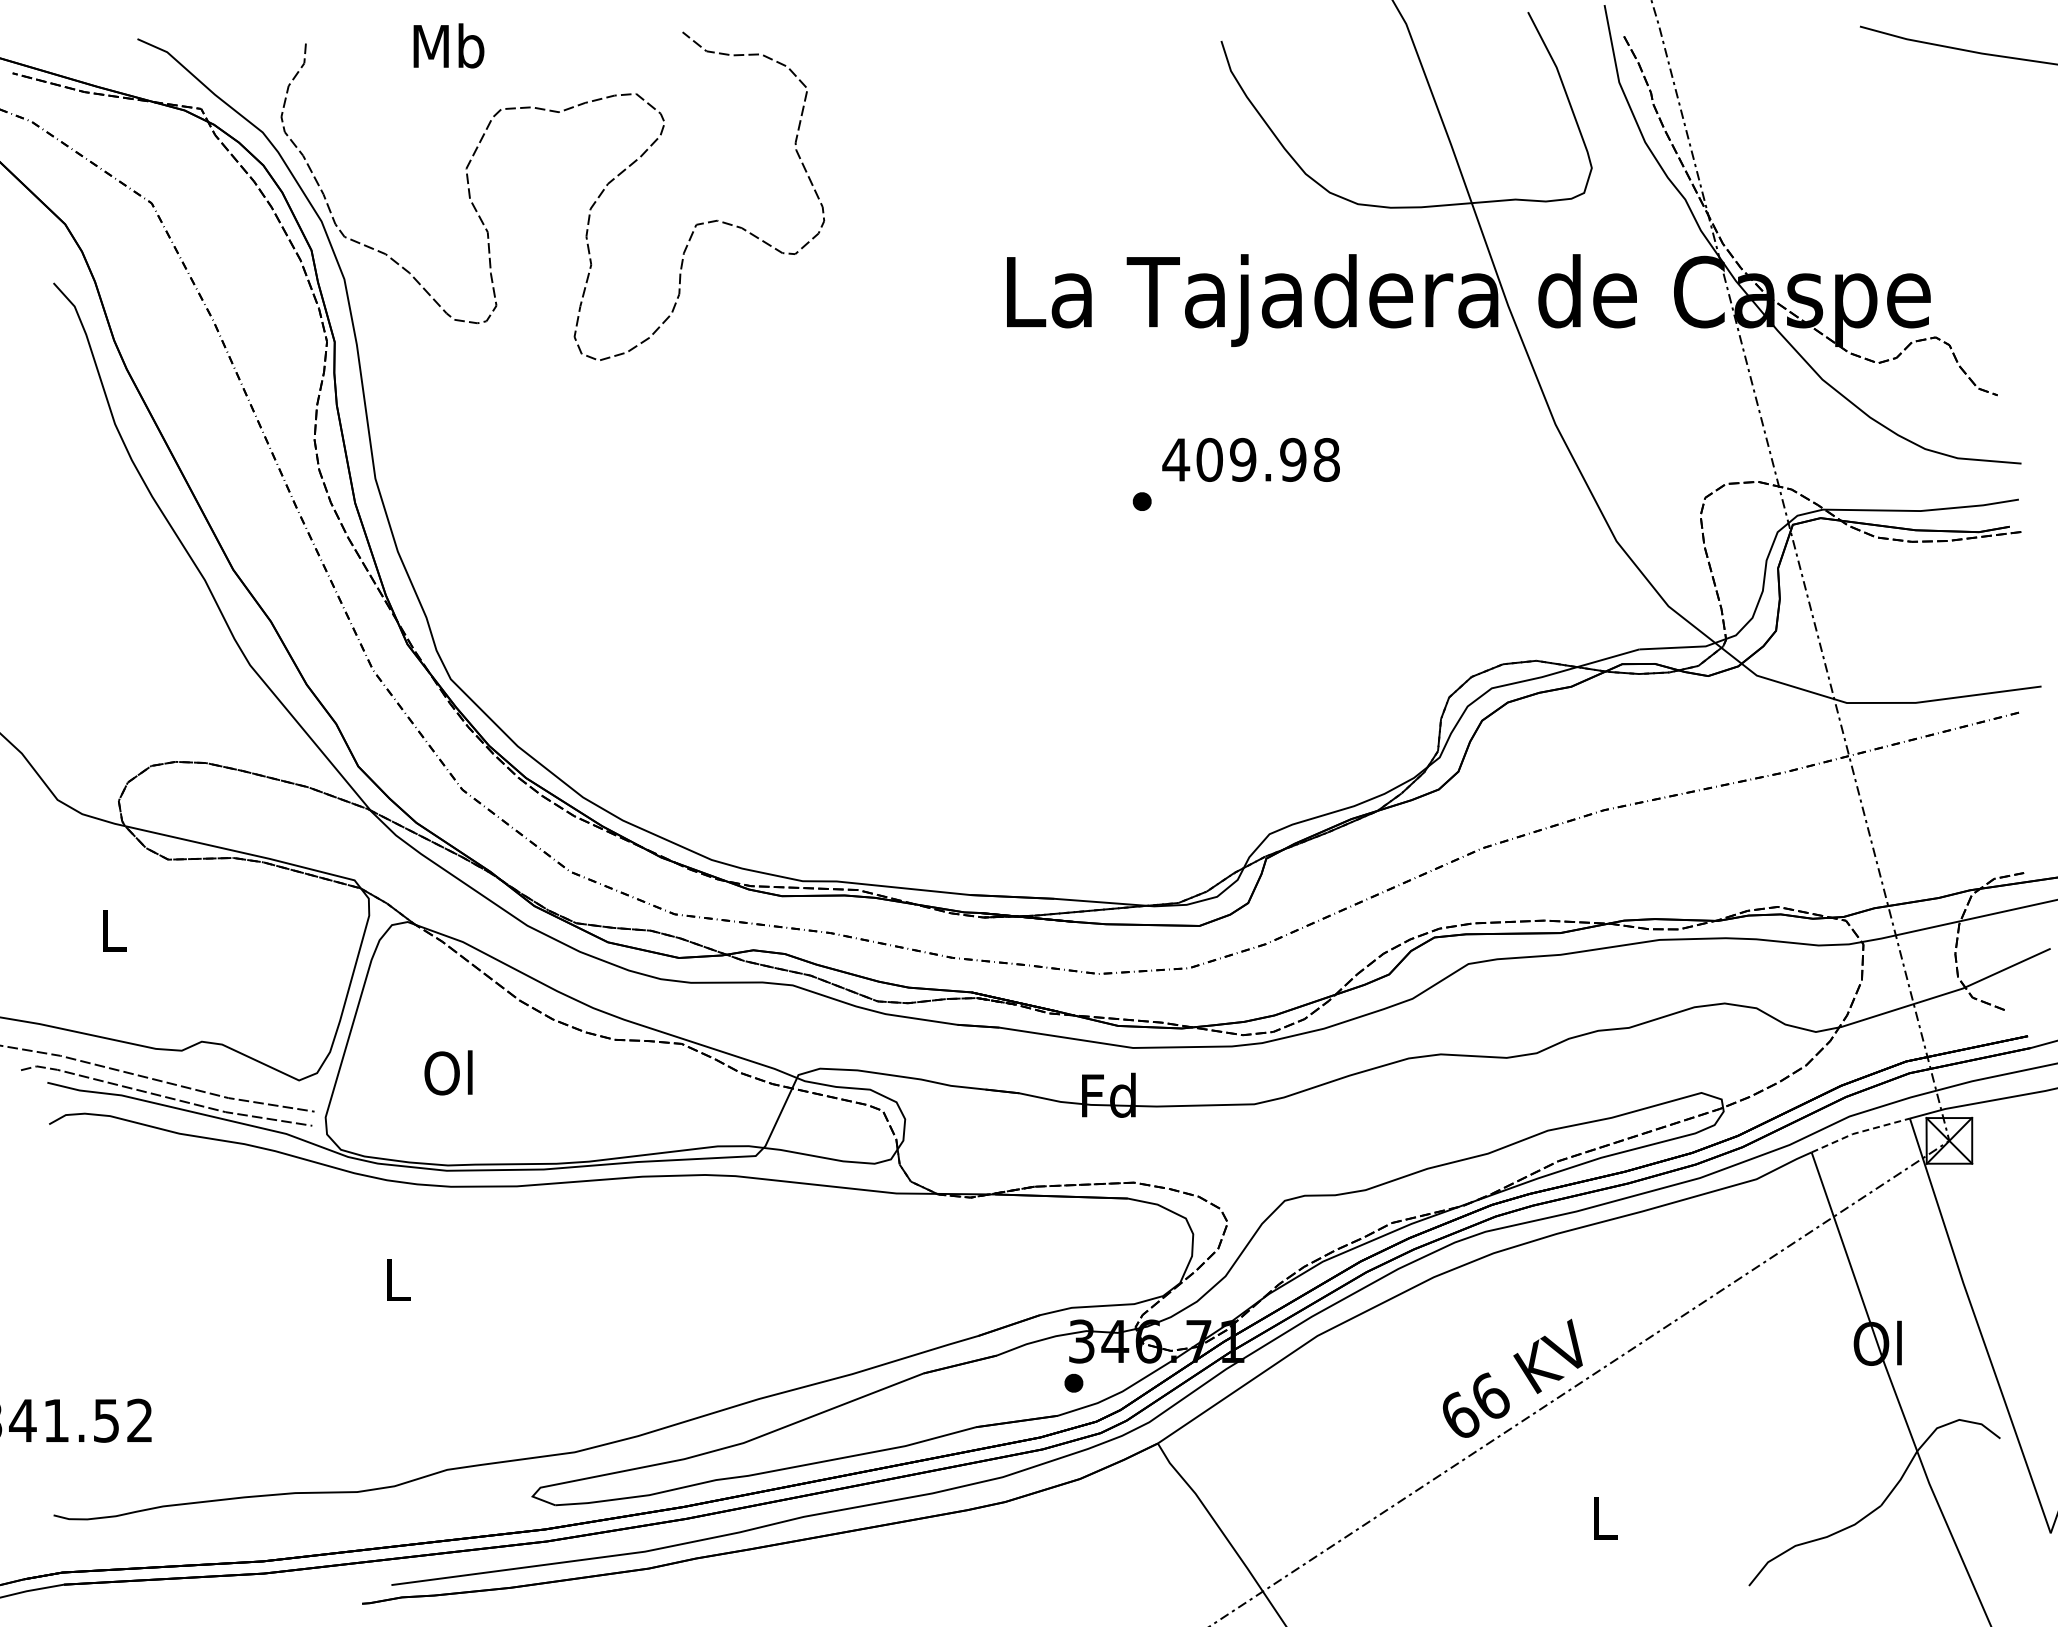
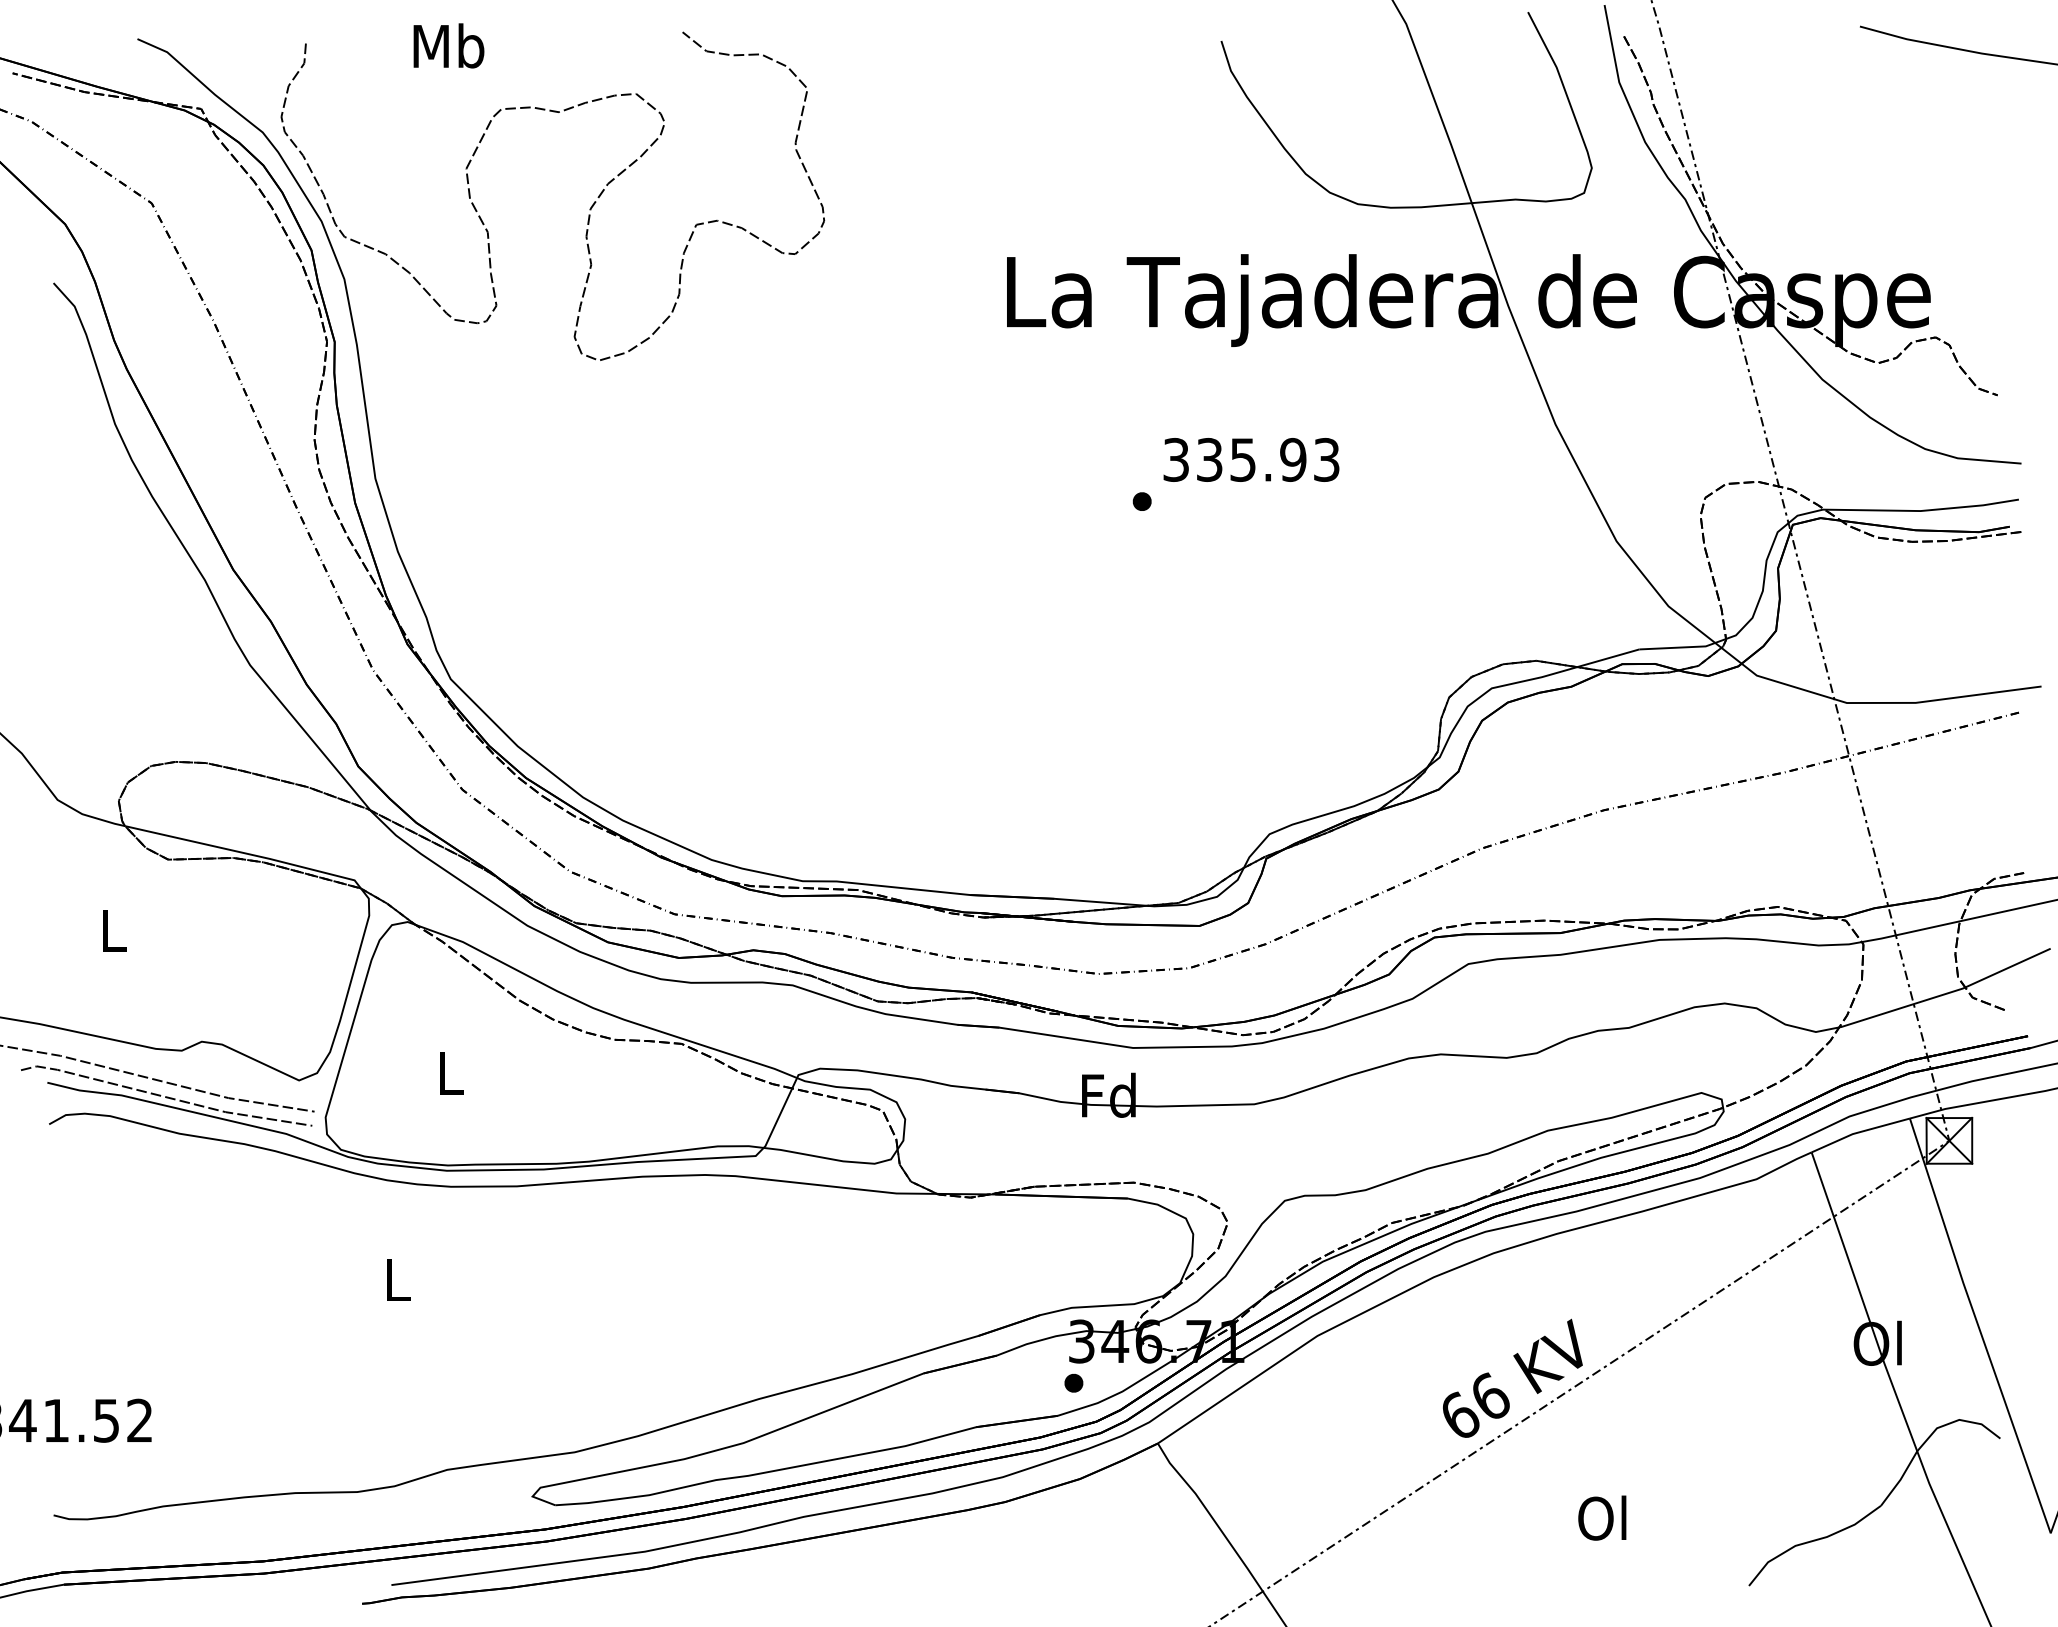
text: 409.98 -> 335.93 (1250, 459)
text: Ol -> L (448, 1072)
line: dashed -> solid (1859, 1132)
text: L -> Ol (1602, 1517)
